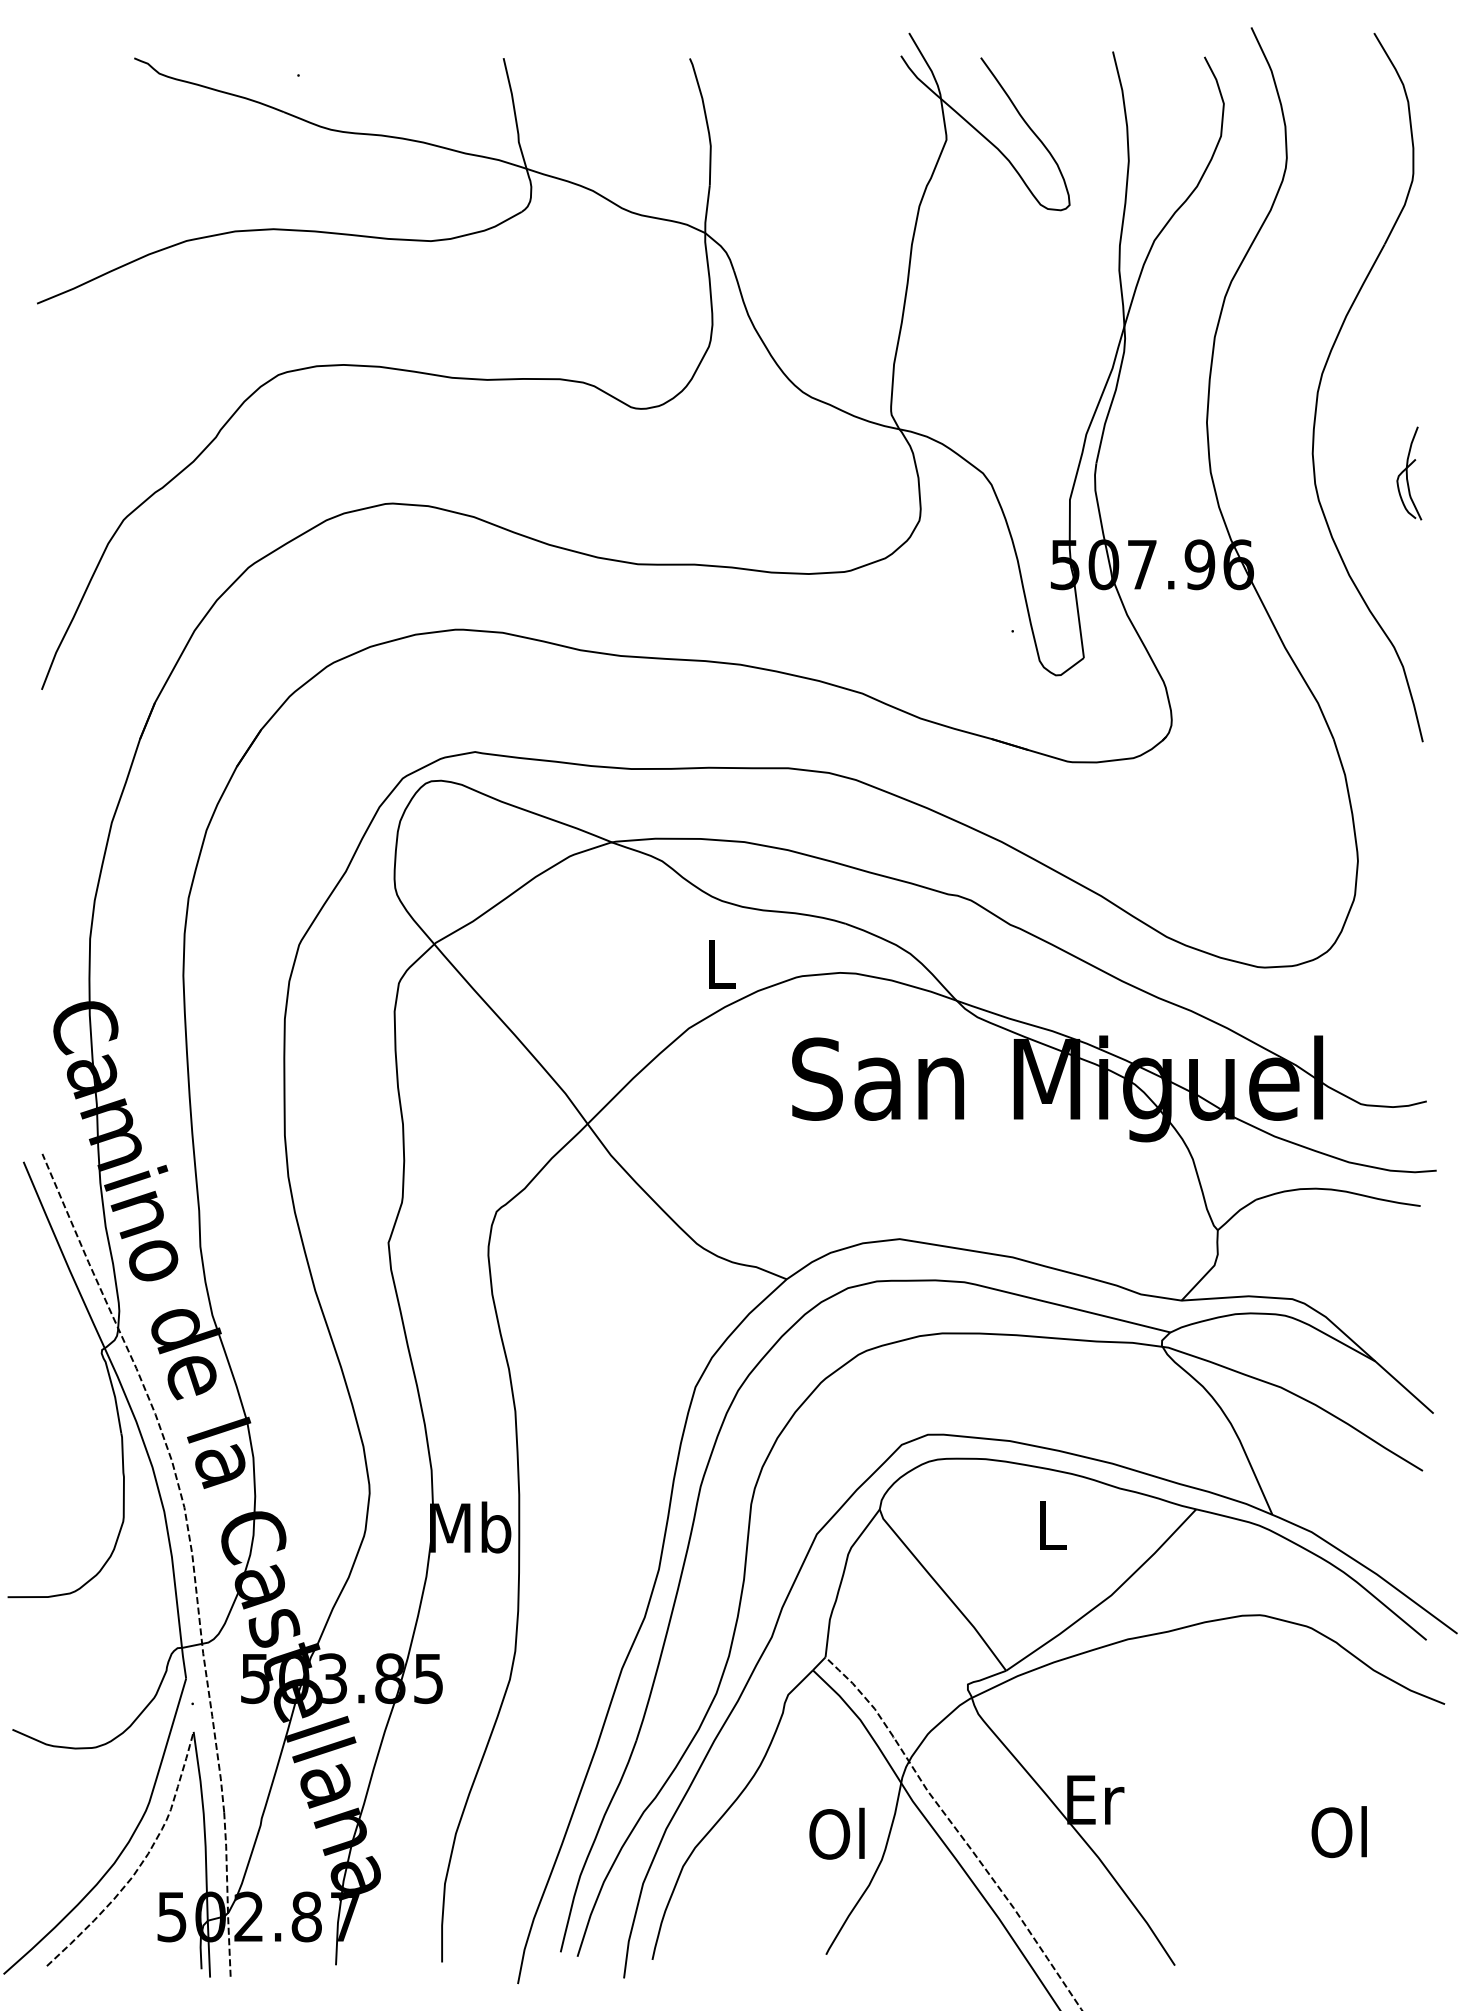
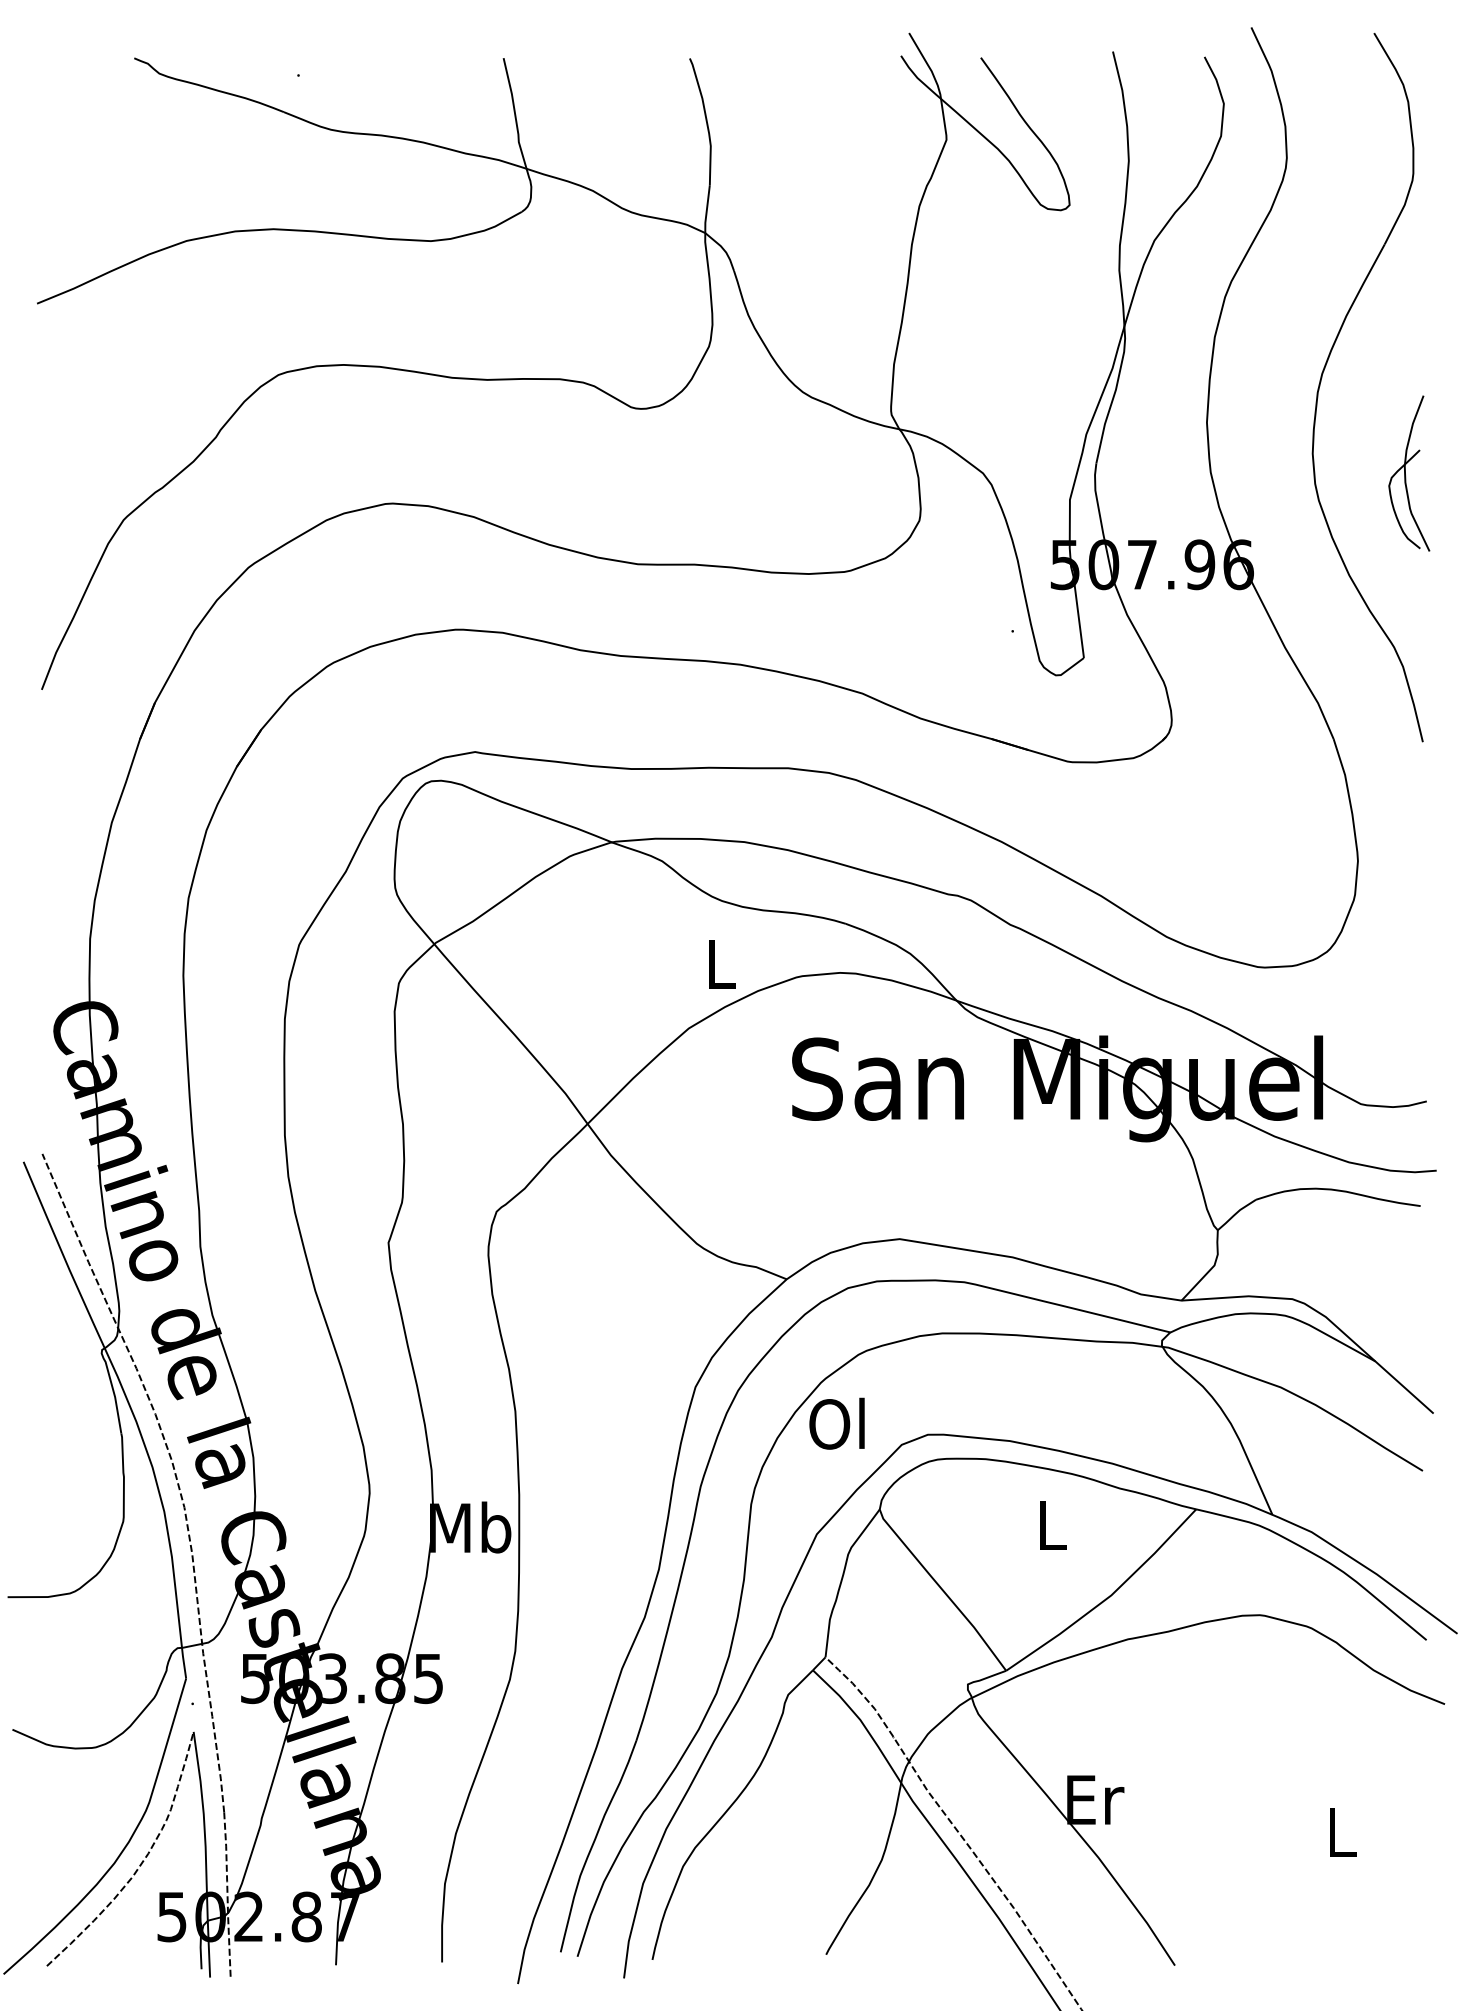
part size: 27x95 px -> 43x157 px (1409, 473)
text: Ol -> L (1338, 1832)
text position: (836, 1833) -> (836, 1423) (836, 1423)
